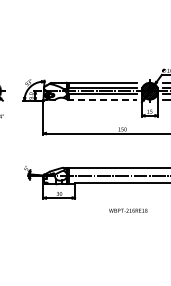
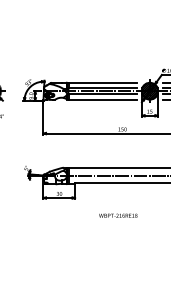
line: dashed -> solid (102, 99)
text position: (128, 210) -> (118, 215) (118, 215)
